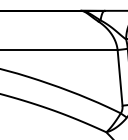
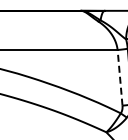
line: solid -> dashed (120, 77)
